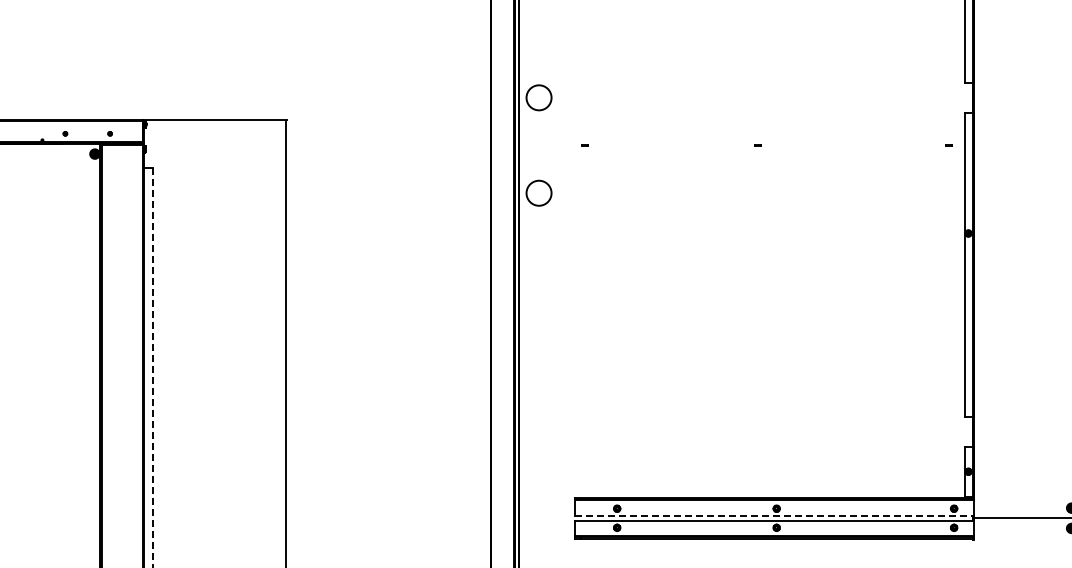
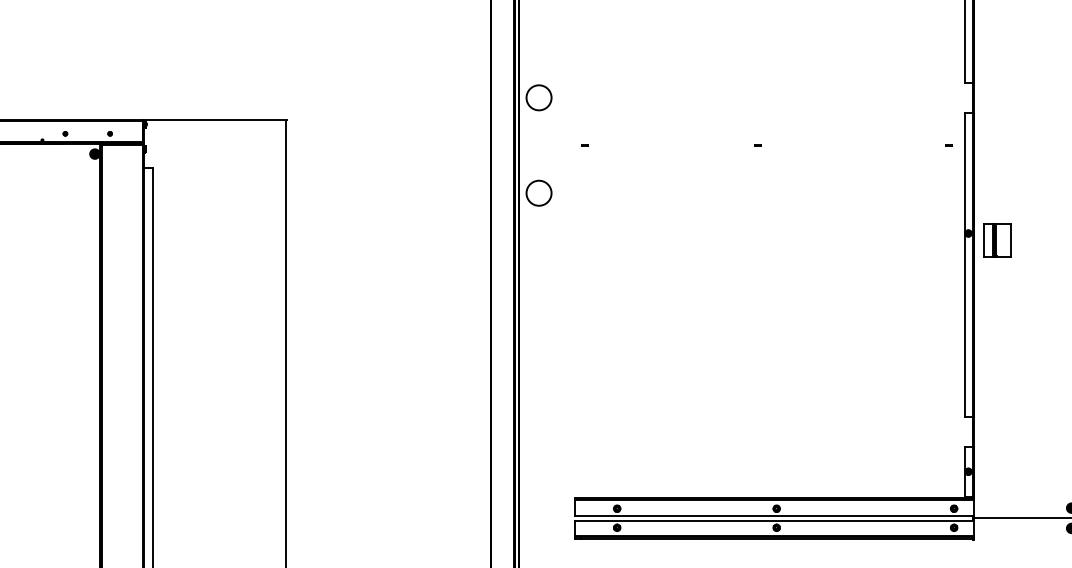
part: none -> present (997, 240)
line: dashed -> solid (152, 367)
line: dashed -> solid (775, 515)
